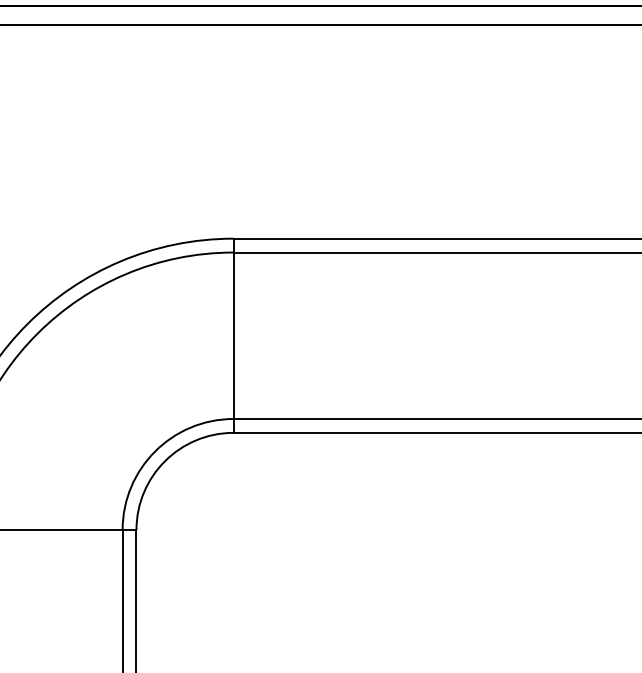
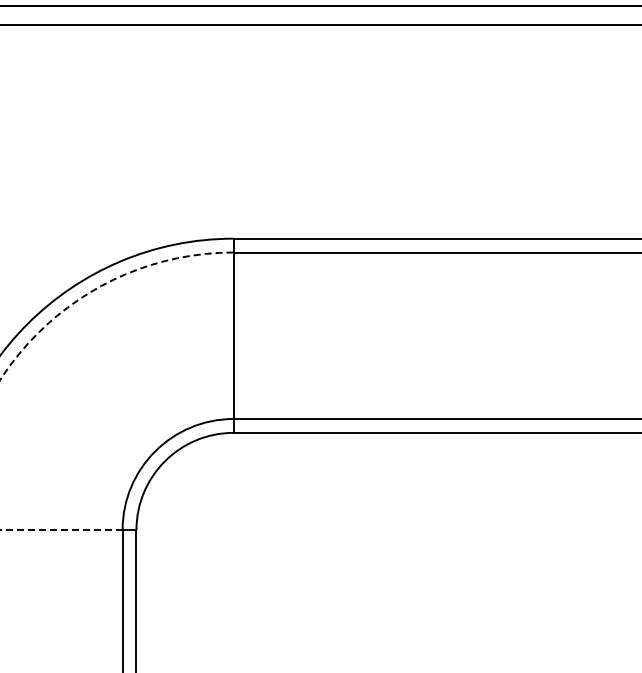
arc: solid -> dashed (99, 286)
line: solid -> dashed (60, 529)
